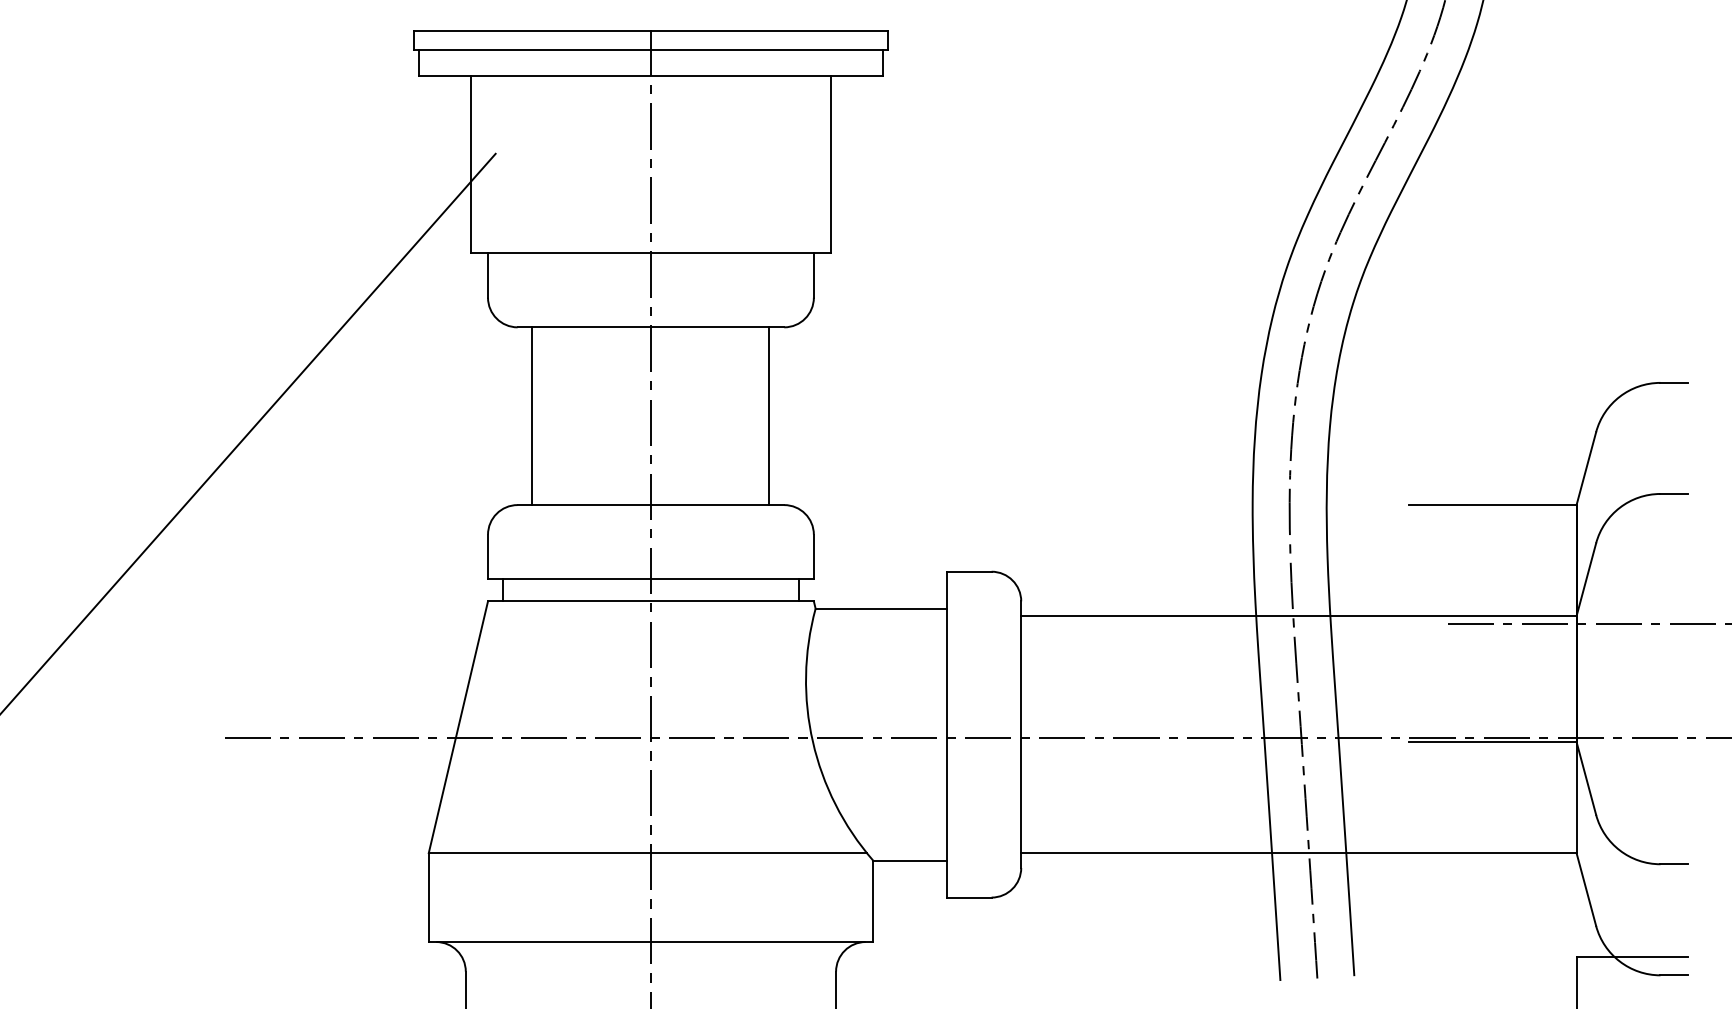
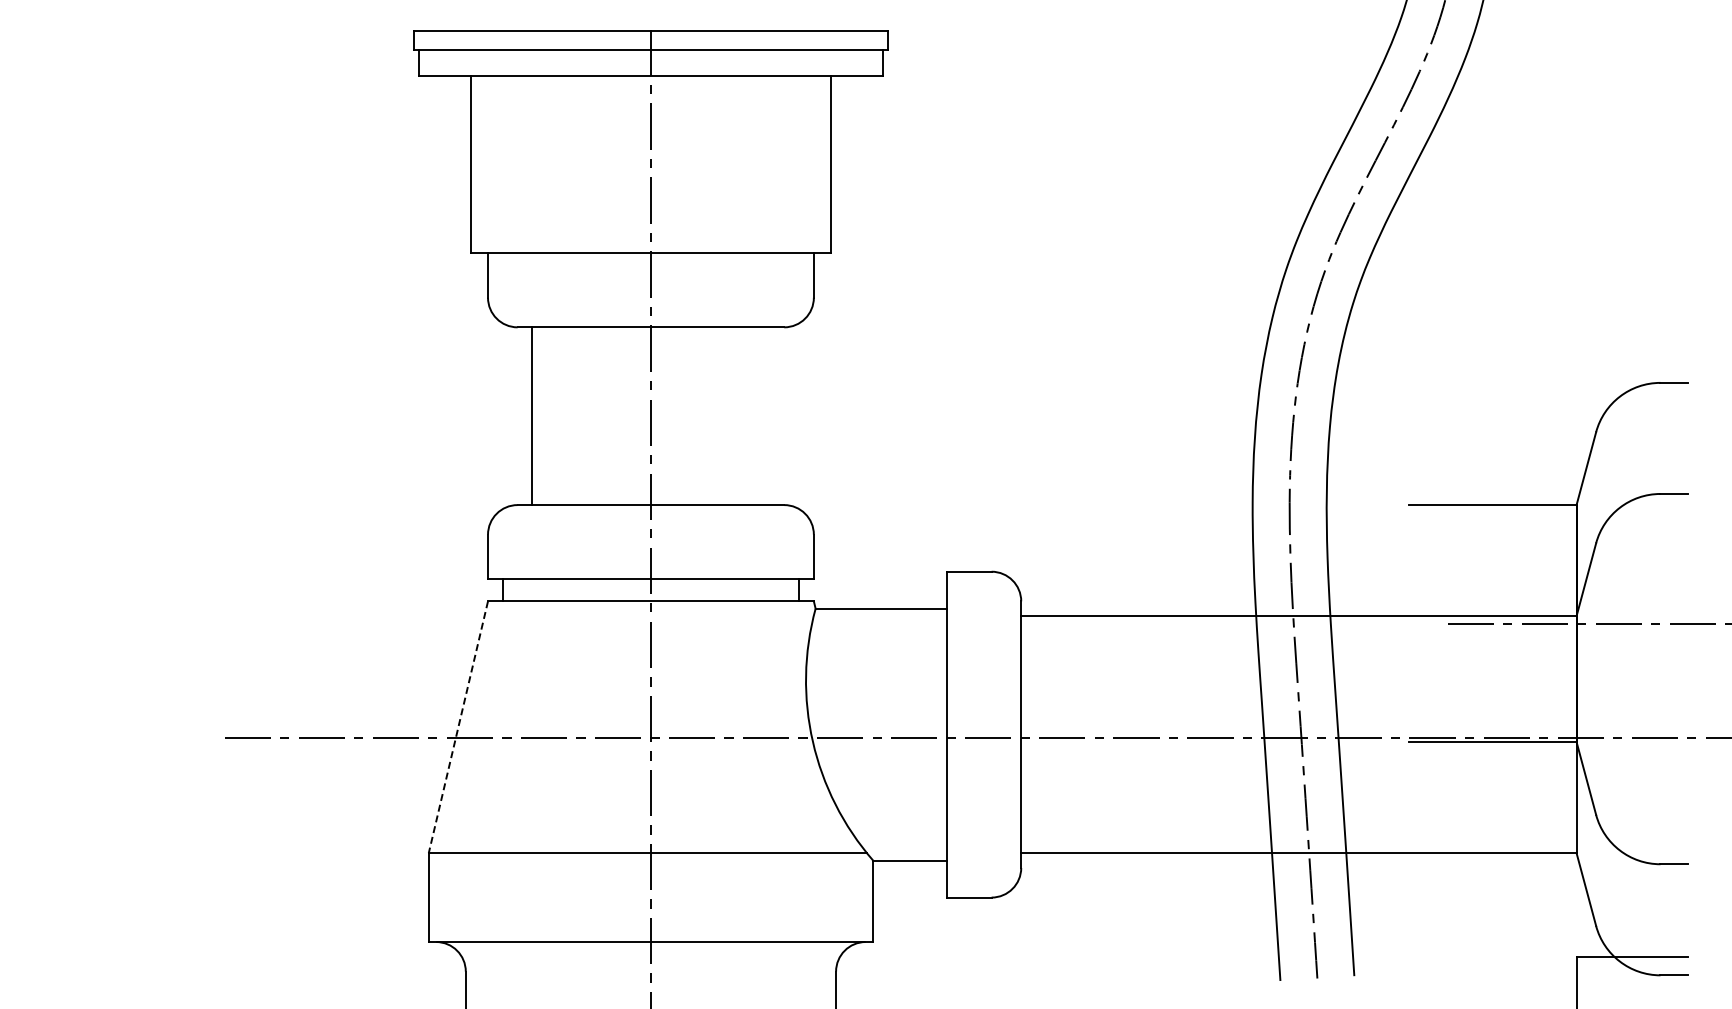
line: present -> none (769, 416)
line: present -> none (248, 432)
line: solid -> dashed (458, 727)
